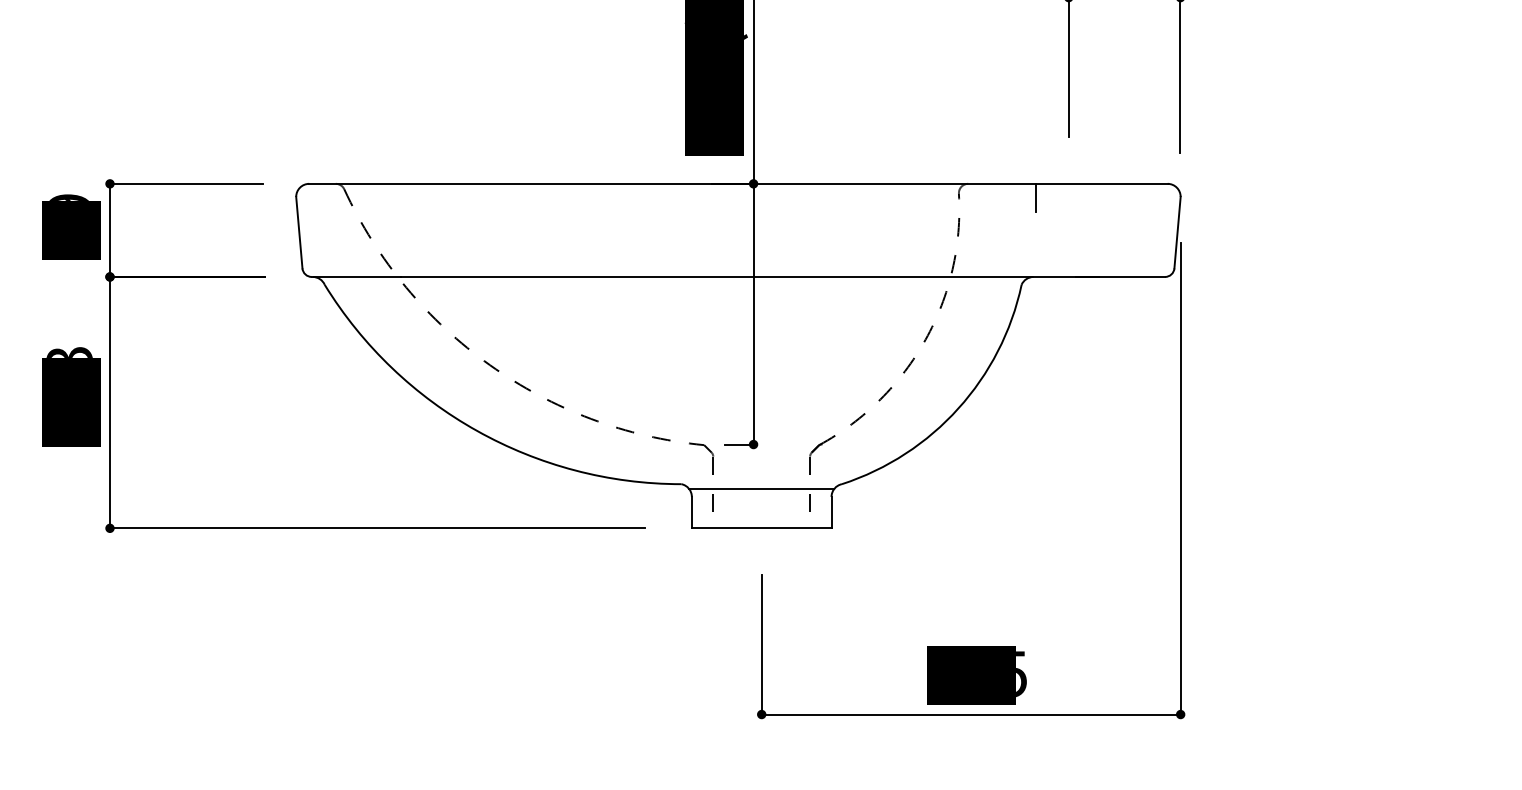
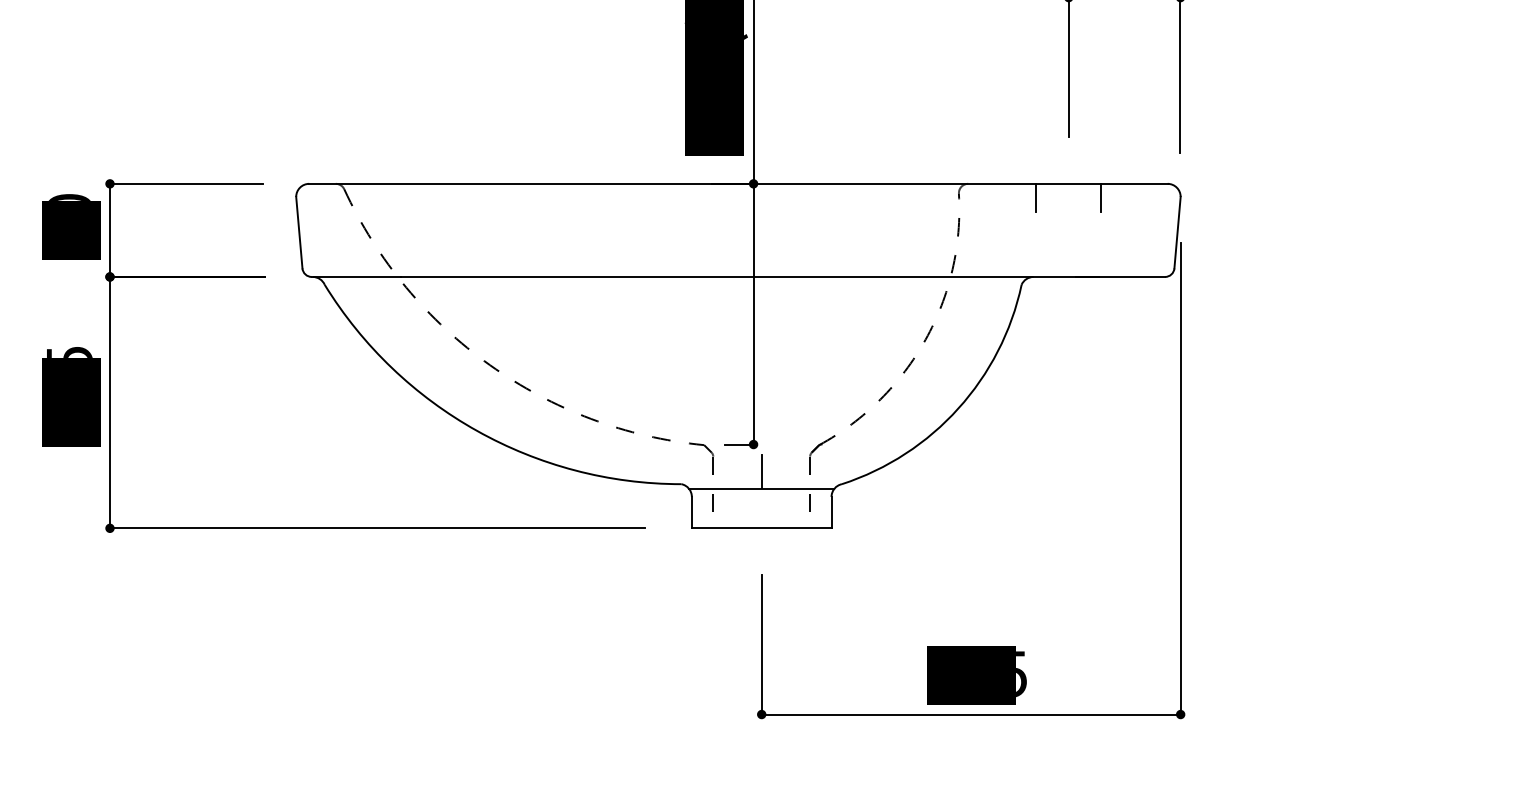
text: 59 -> 50 (69, 197)
line: none -> present (1101, 197)
text: 133 -> 135 (69, 352)
line: none -> present (761, 470)
